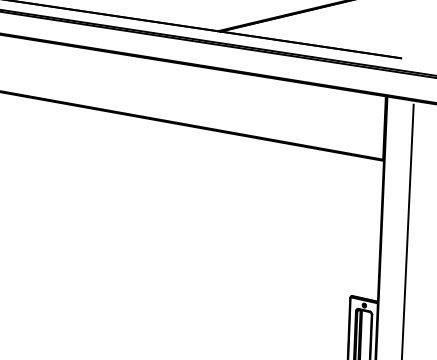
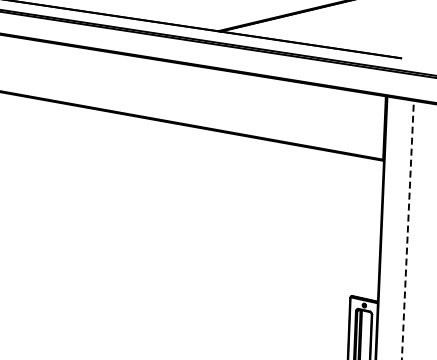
line: solid -> dashed (407, 232)
